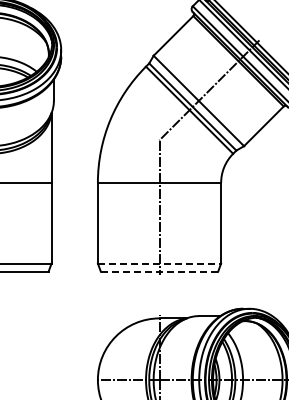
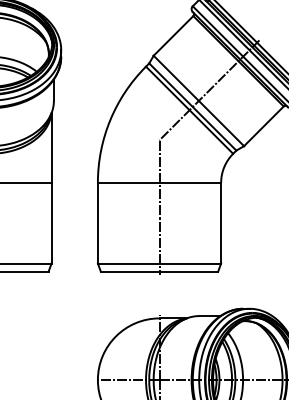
line: dashed -> solid (159, 263)
line: dashed -> solid (159, 271)
